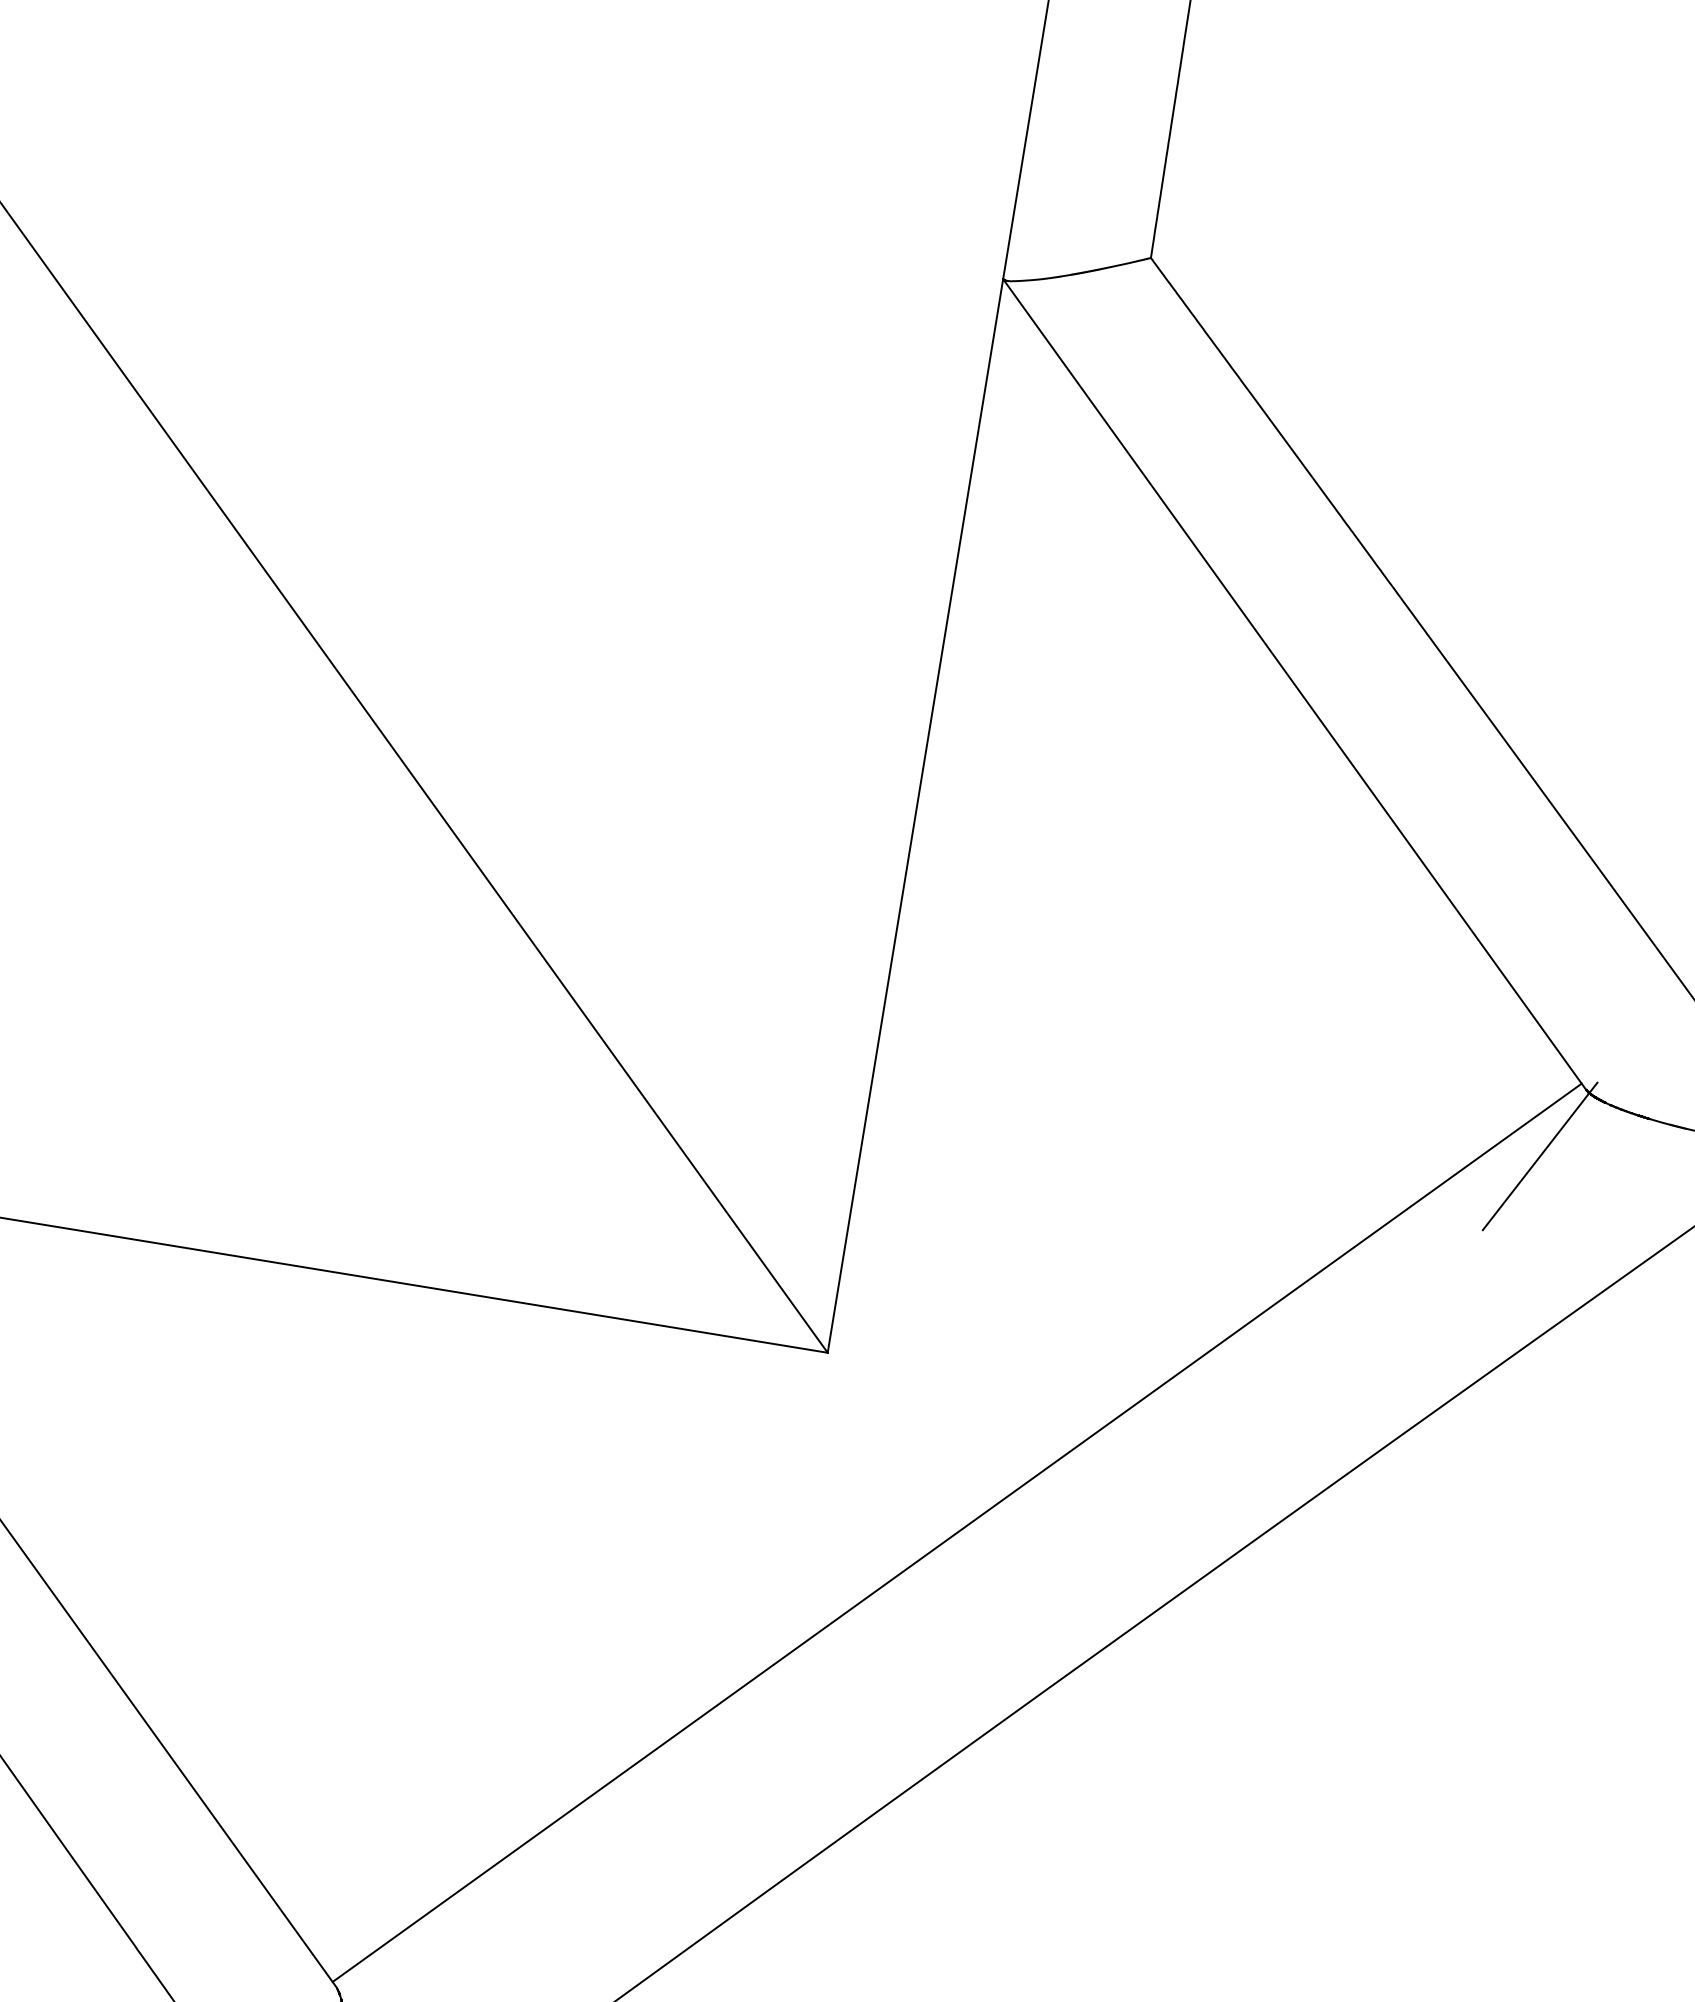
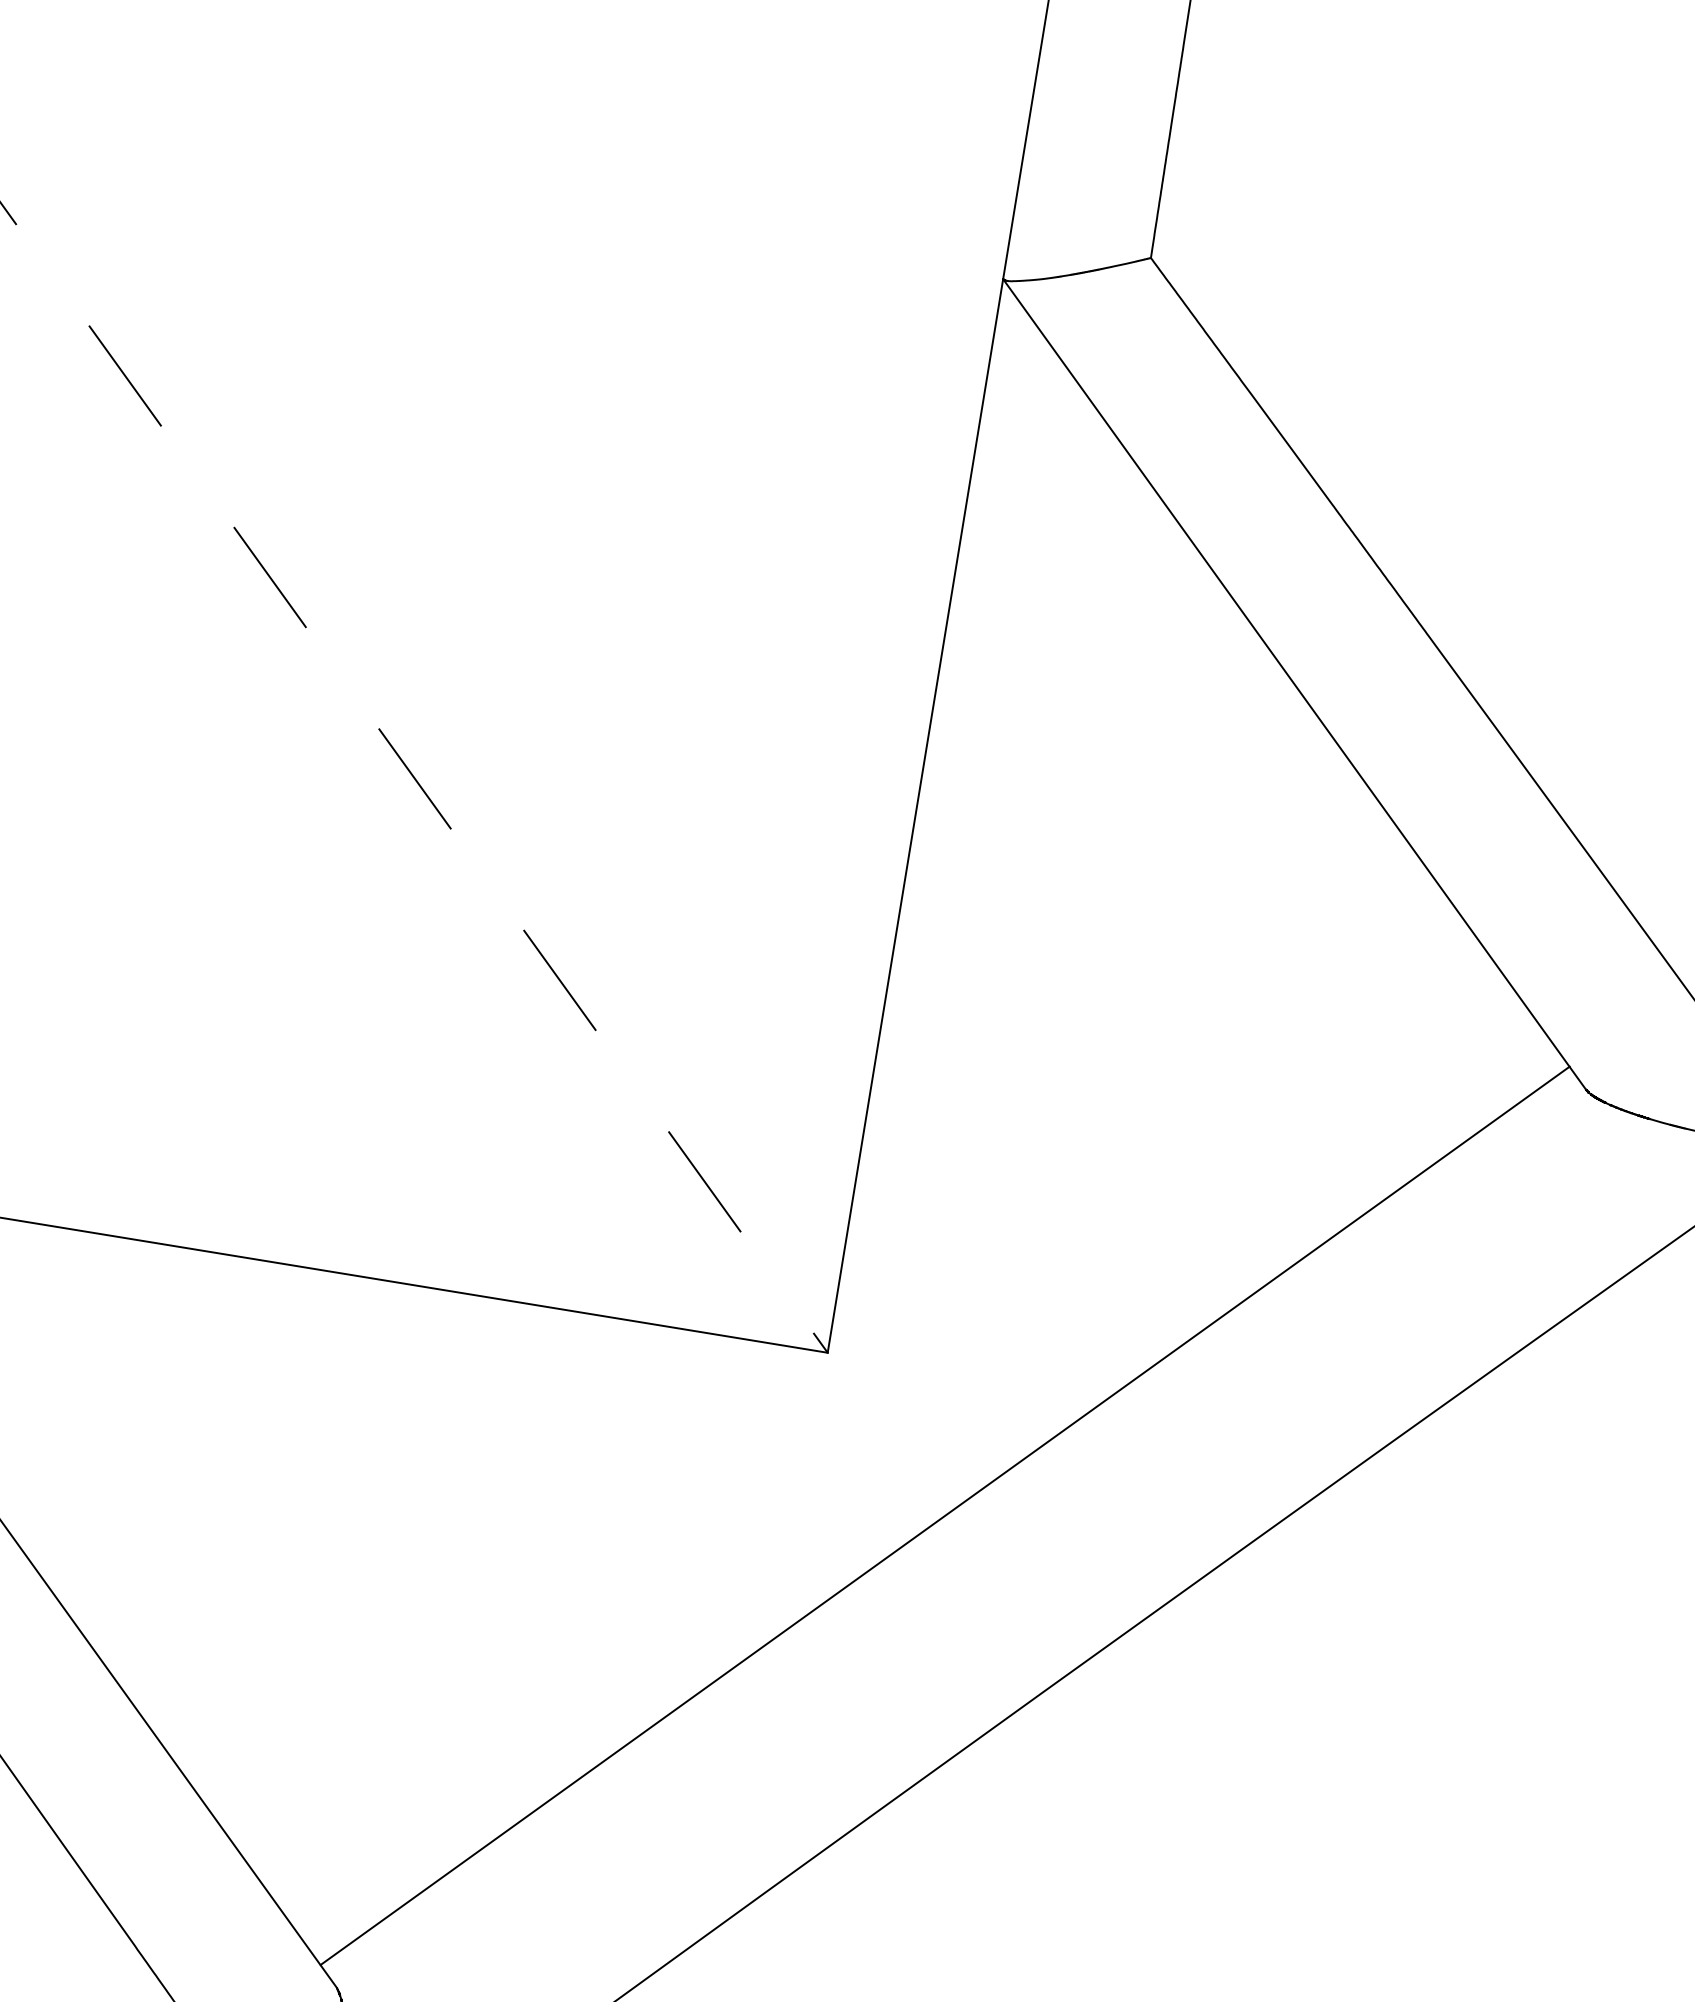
line: solid -> dashed (414, 778)
line: present -> none (1539, 1156)
line position: (956, 1532) -> (944, 1515) (944, 1515)
